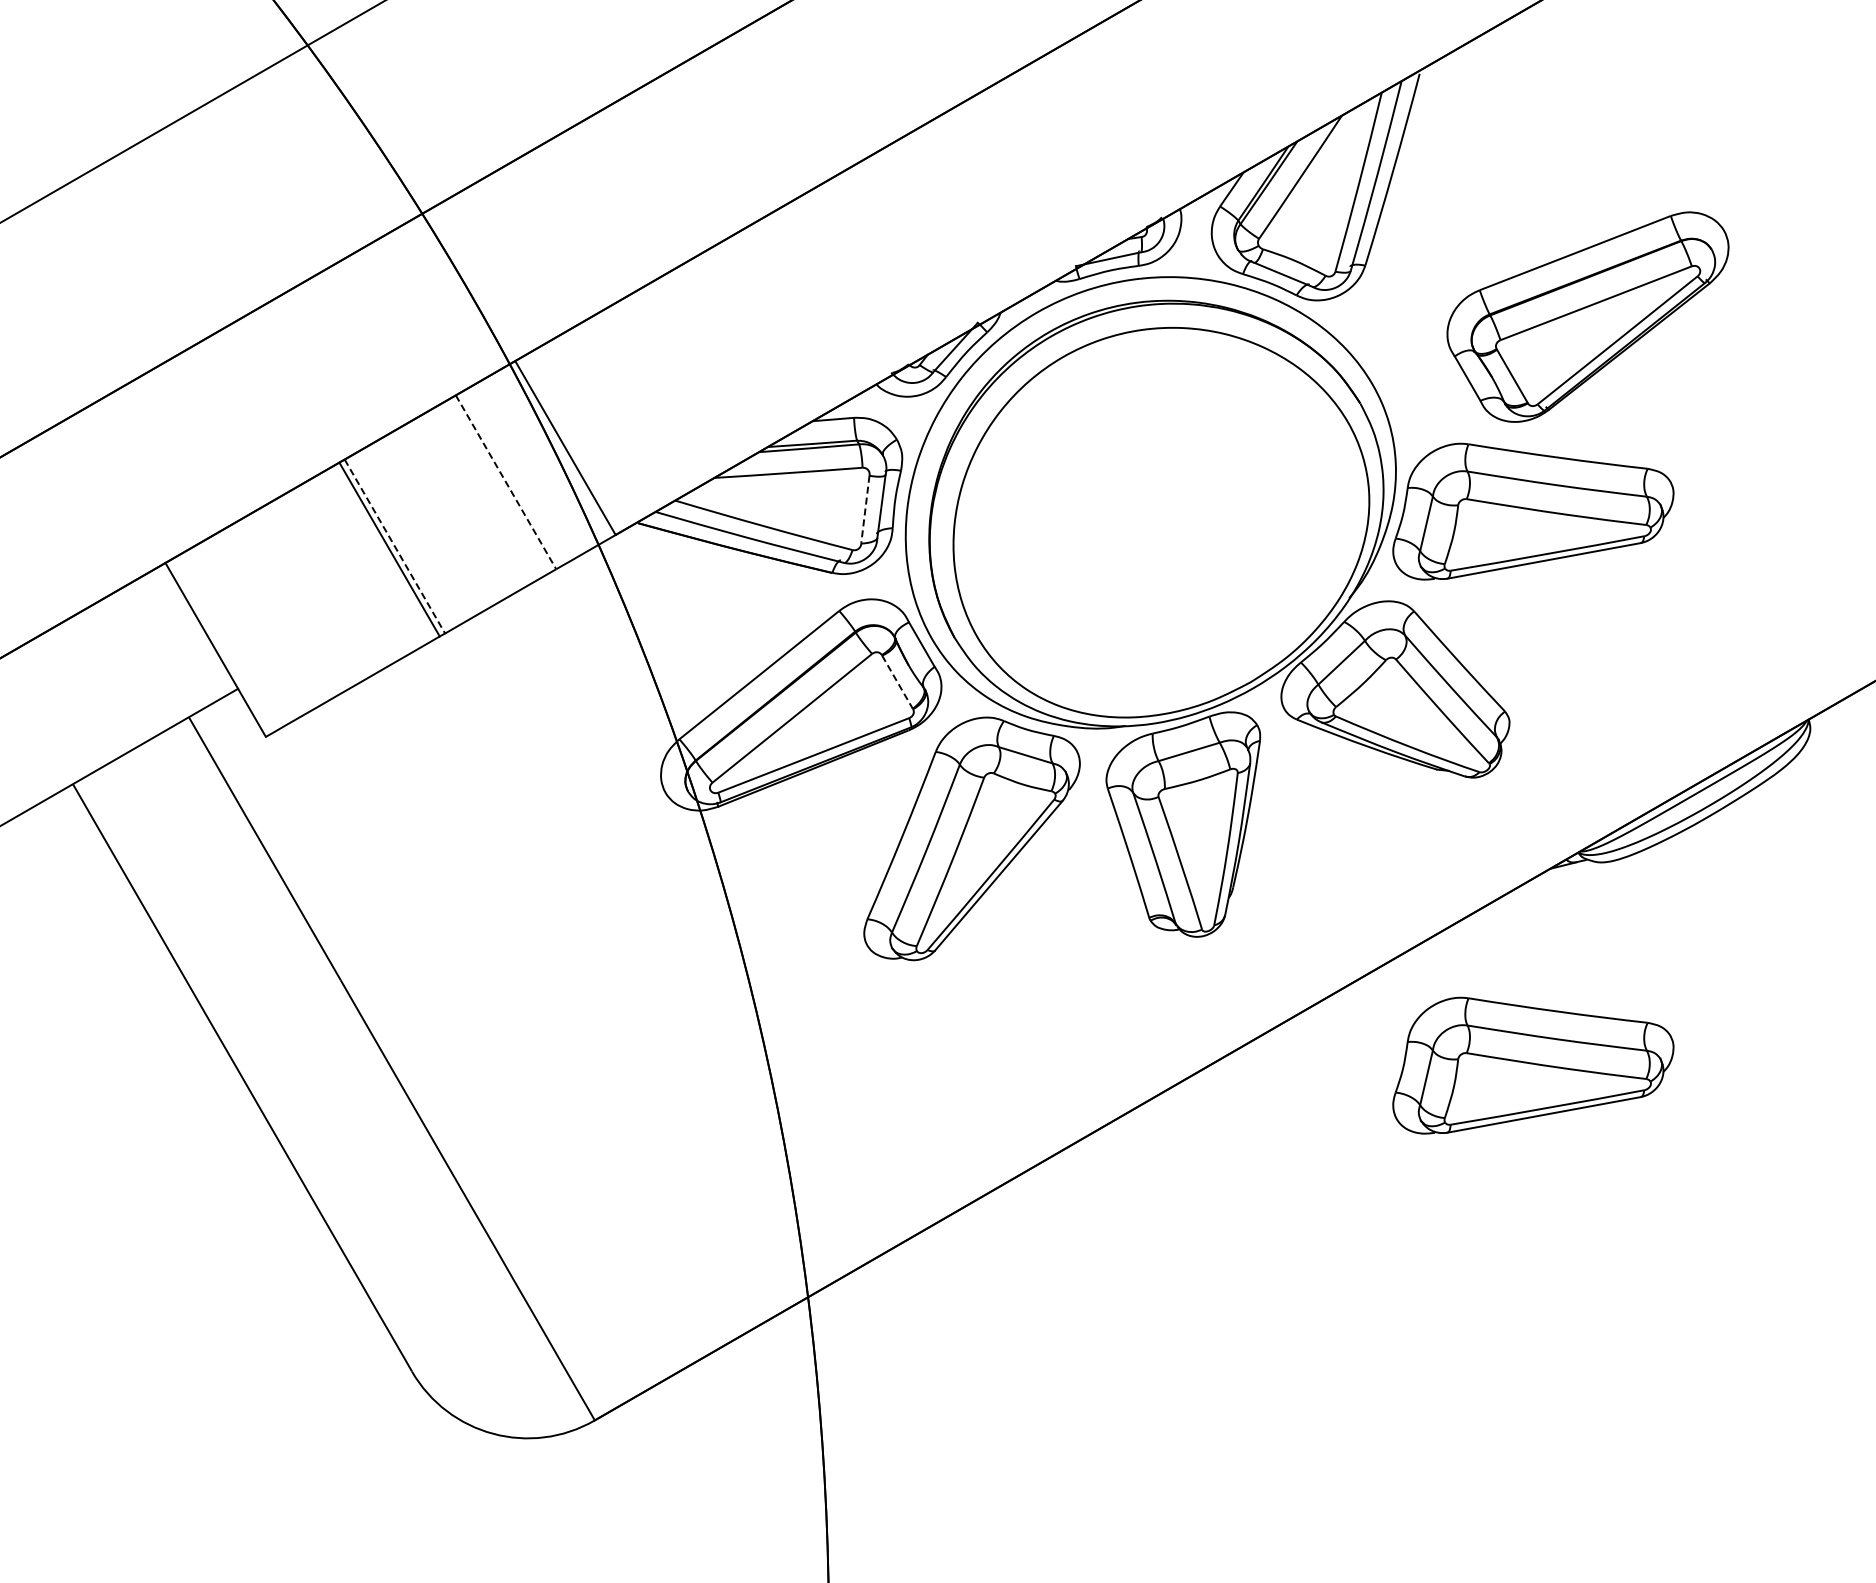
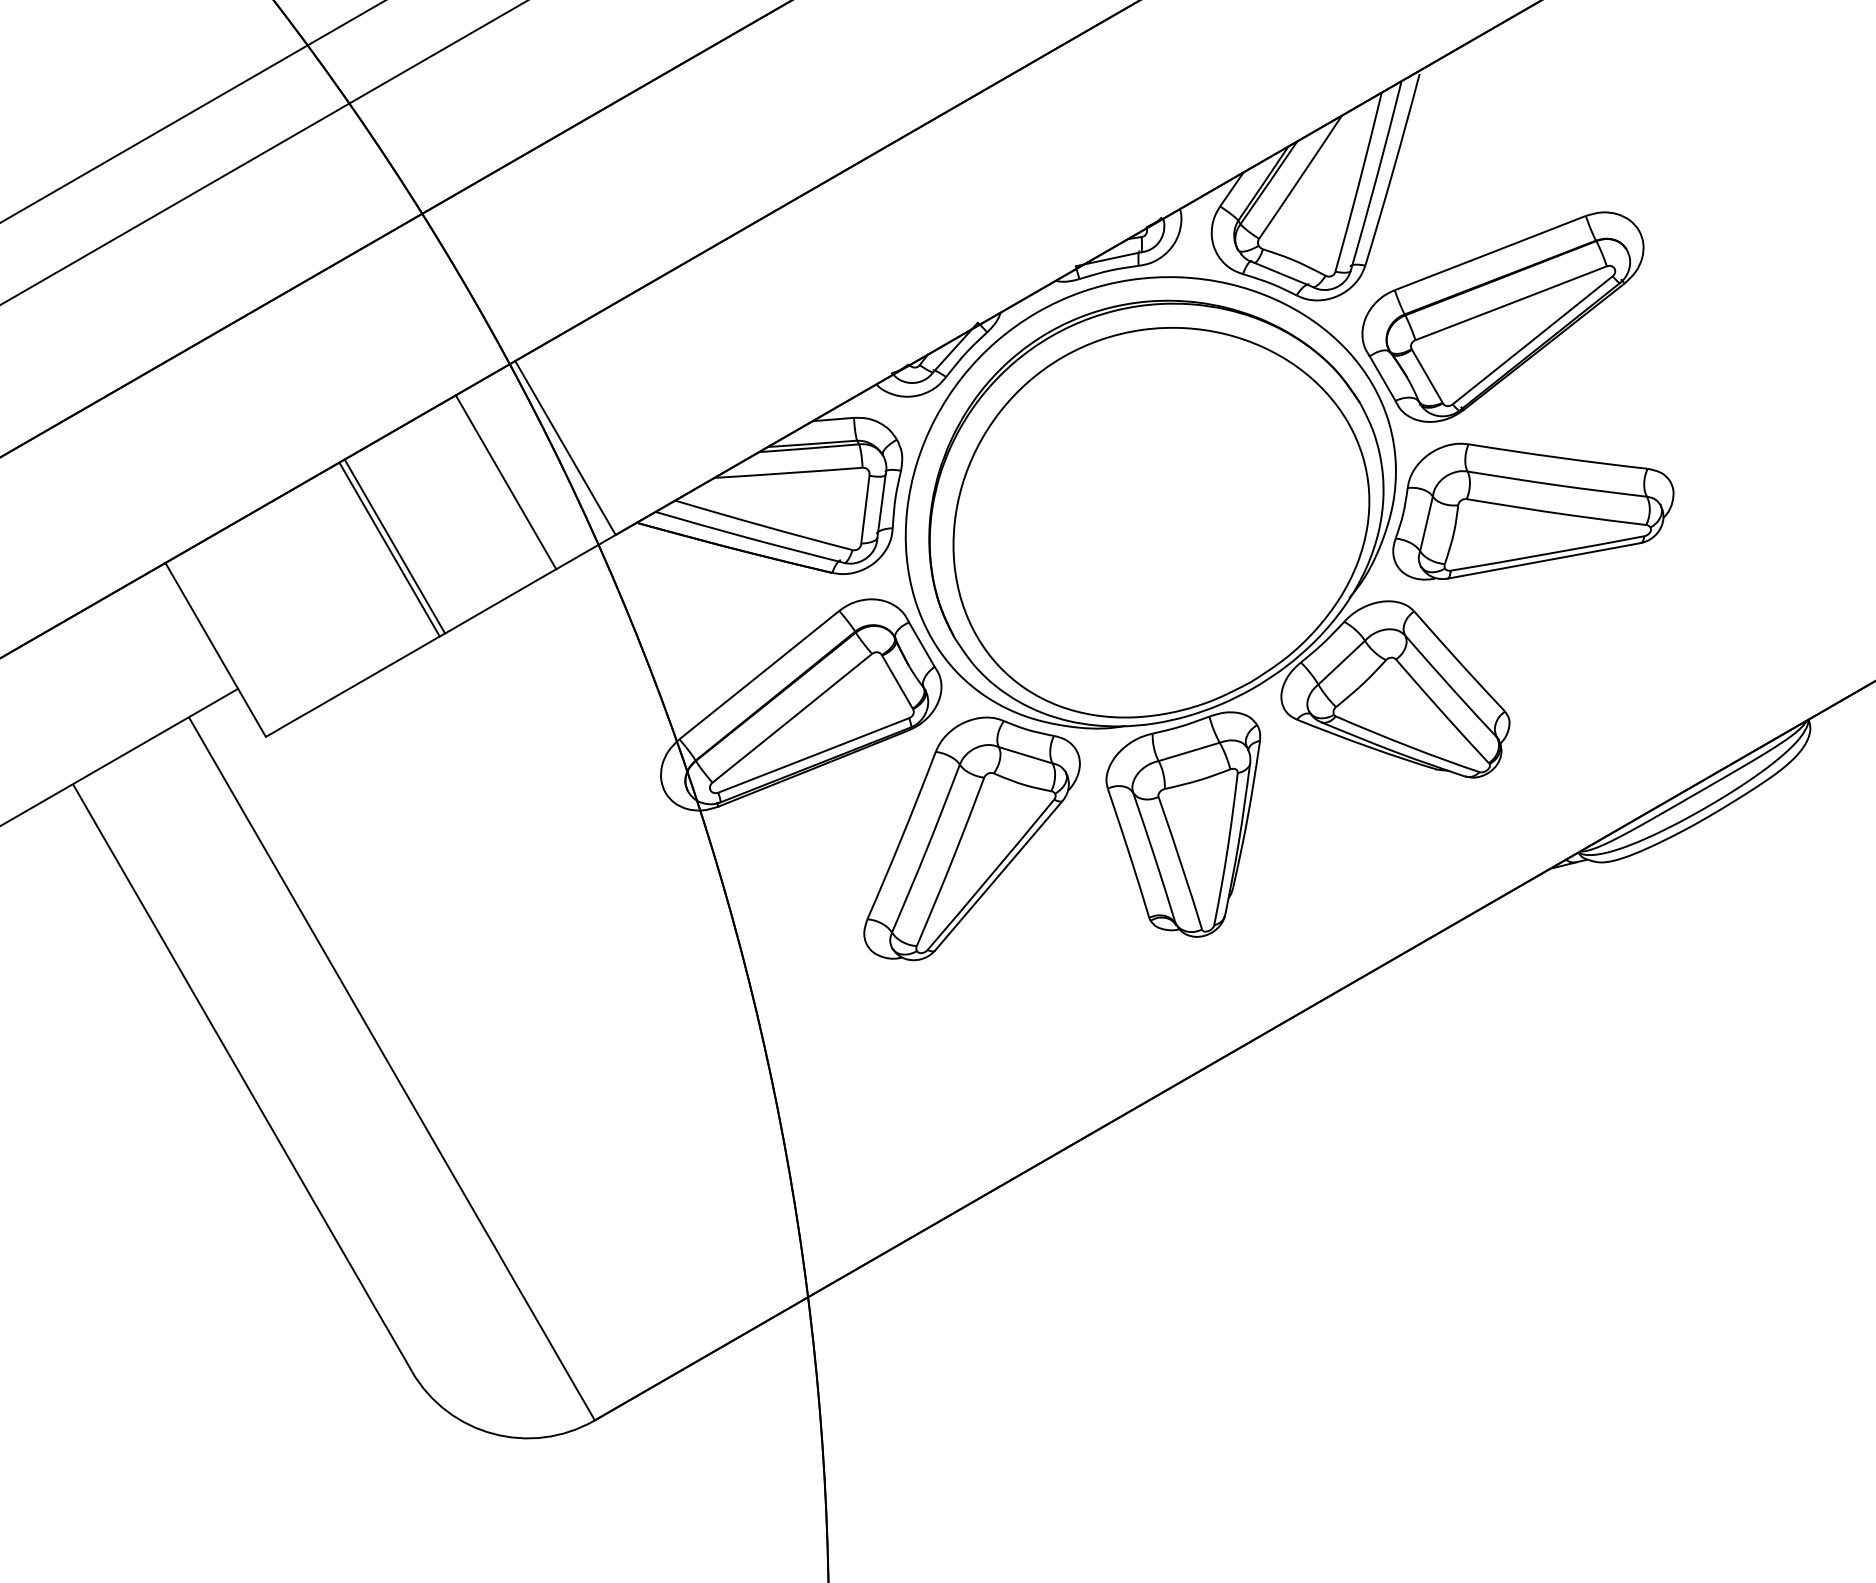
line: none -> present (263, 152)
part position: (1587, 316) -> (1502, 316) (1502, 316)
line: dashed -> solid (506, 482)
line: dashed -> solid (865, 510)
line: dashed -> solid (395, 547)
line: dashed -> solid (897, 682)
part: present -> none (1533, 1065)
